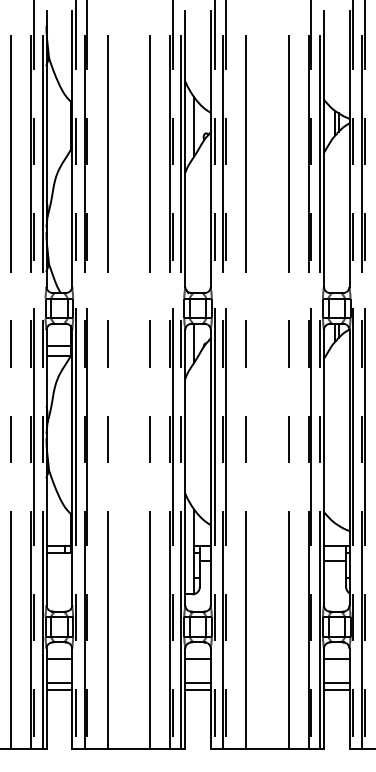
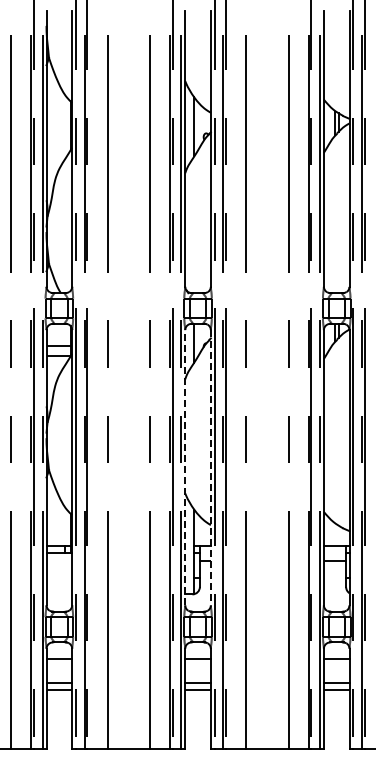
line: solid -> dashed (185, 467)
line: solid -> dashed (210, 467)
